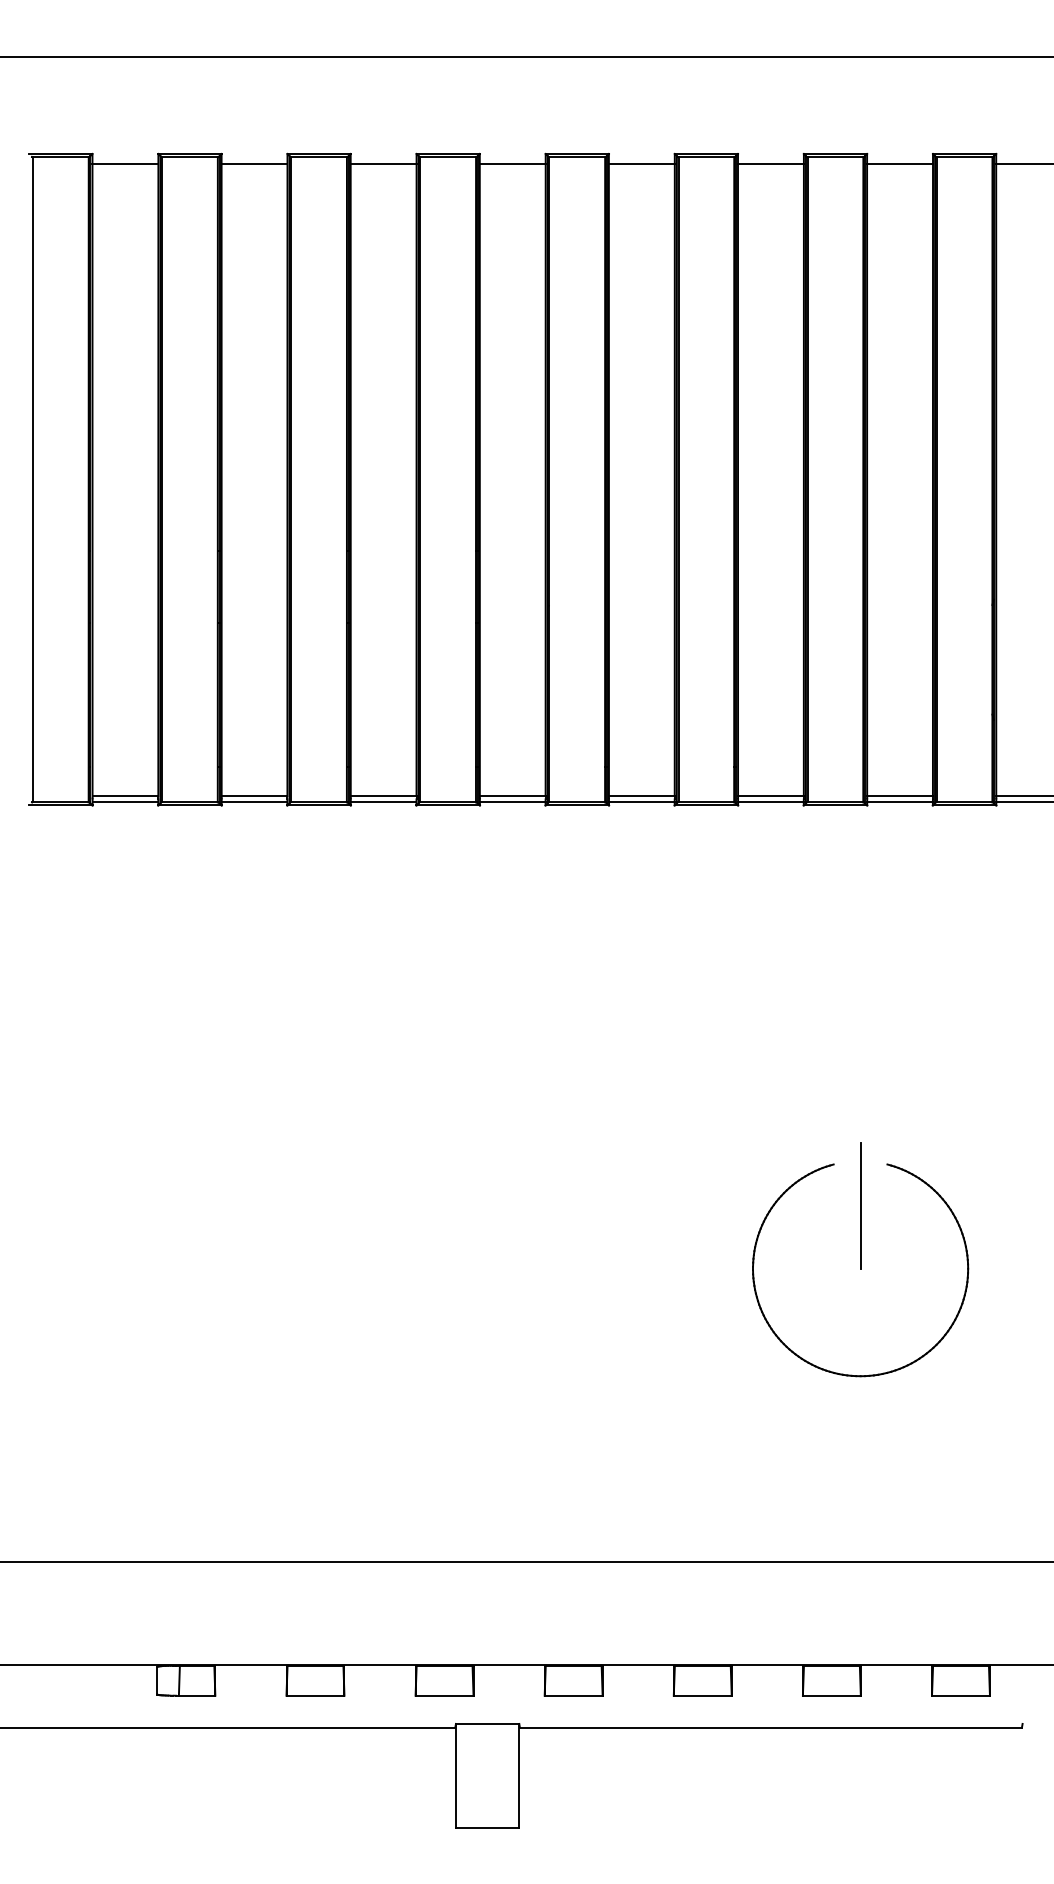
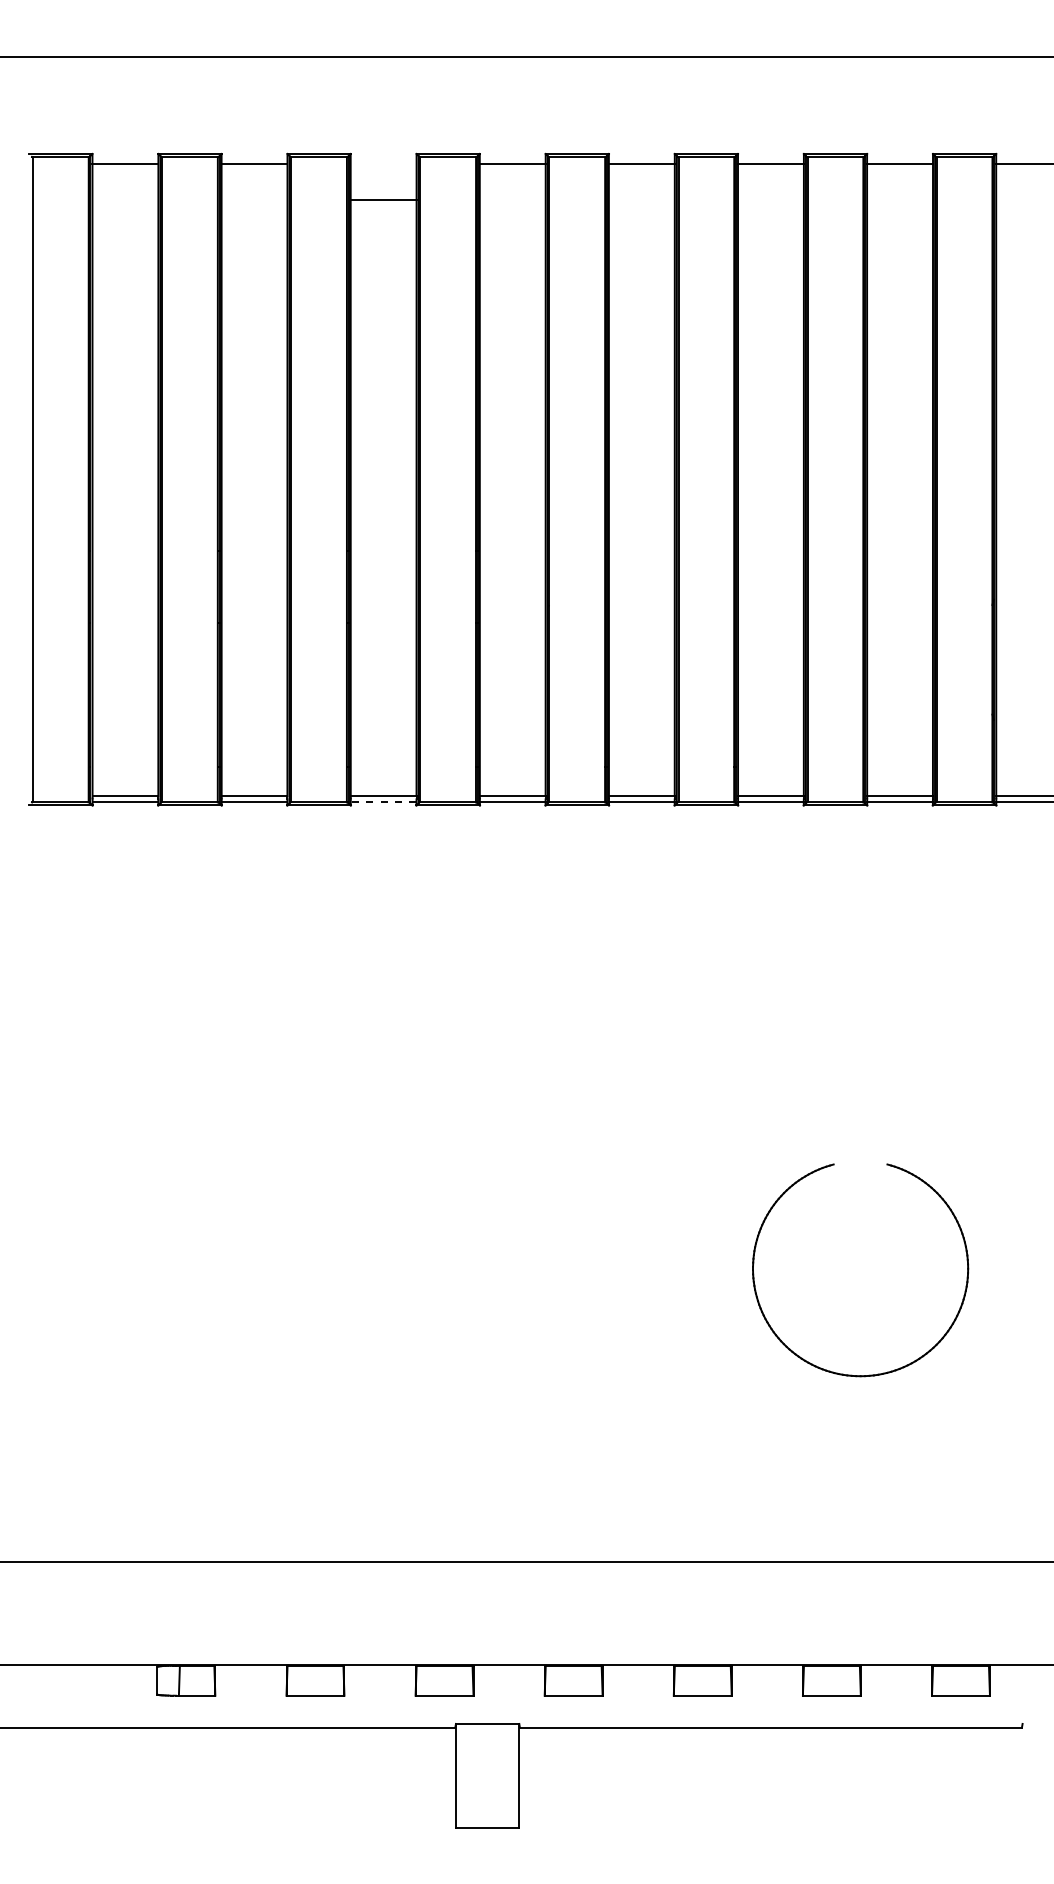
line position: (383, 164) -> (383, 200) (383, 200)
line: solid -> dashed (383, 802)
line: present -> none (860, 1205)
